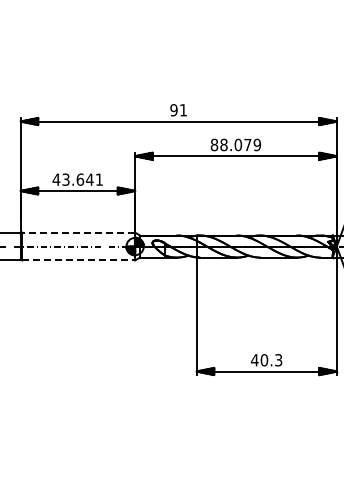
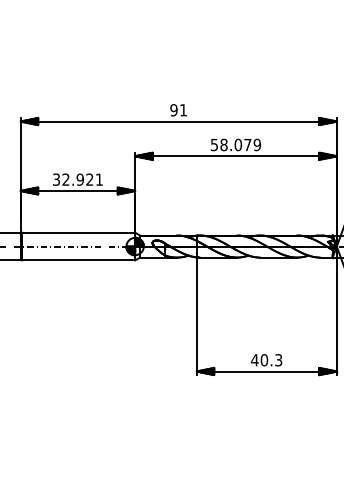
text: 88.079 -> 58.079 (214, 144)
text: 43.641 -> 32.921 (72, 179)
line: dashed -> solid (78, 232)
line: dashed -> solid (79, 260)
